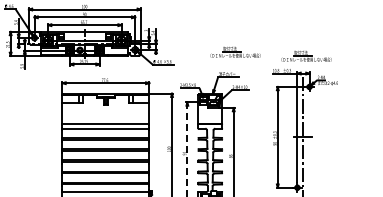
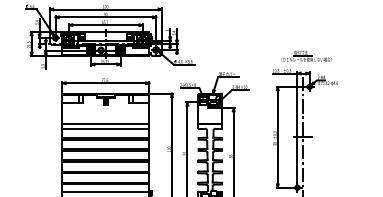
part position: (89, 36) -> (110, 36) (110, 36)
part: present -> none (235, 51)
line: dashed -> solid (187, 149)
